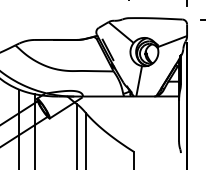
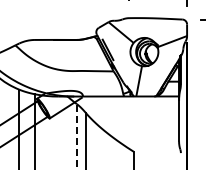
line: solid -> dashed (76, 137)
